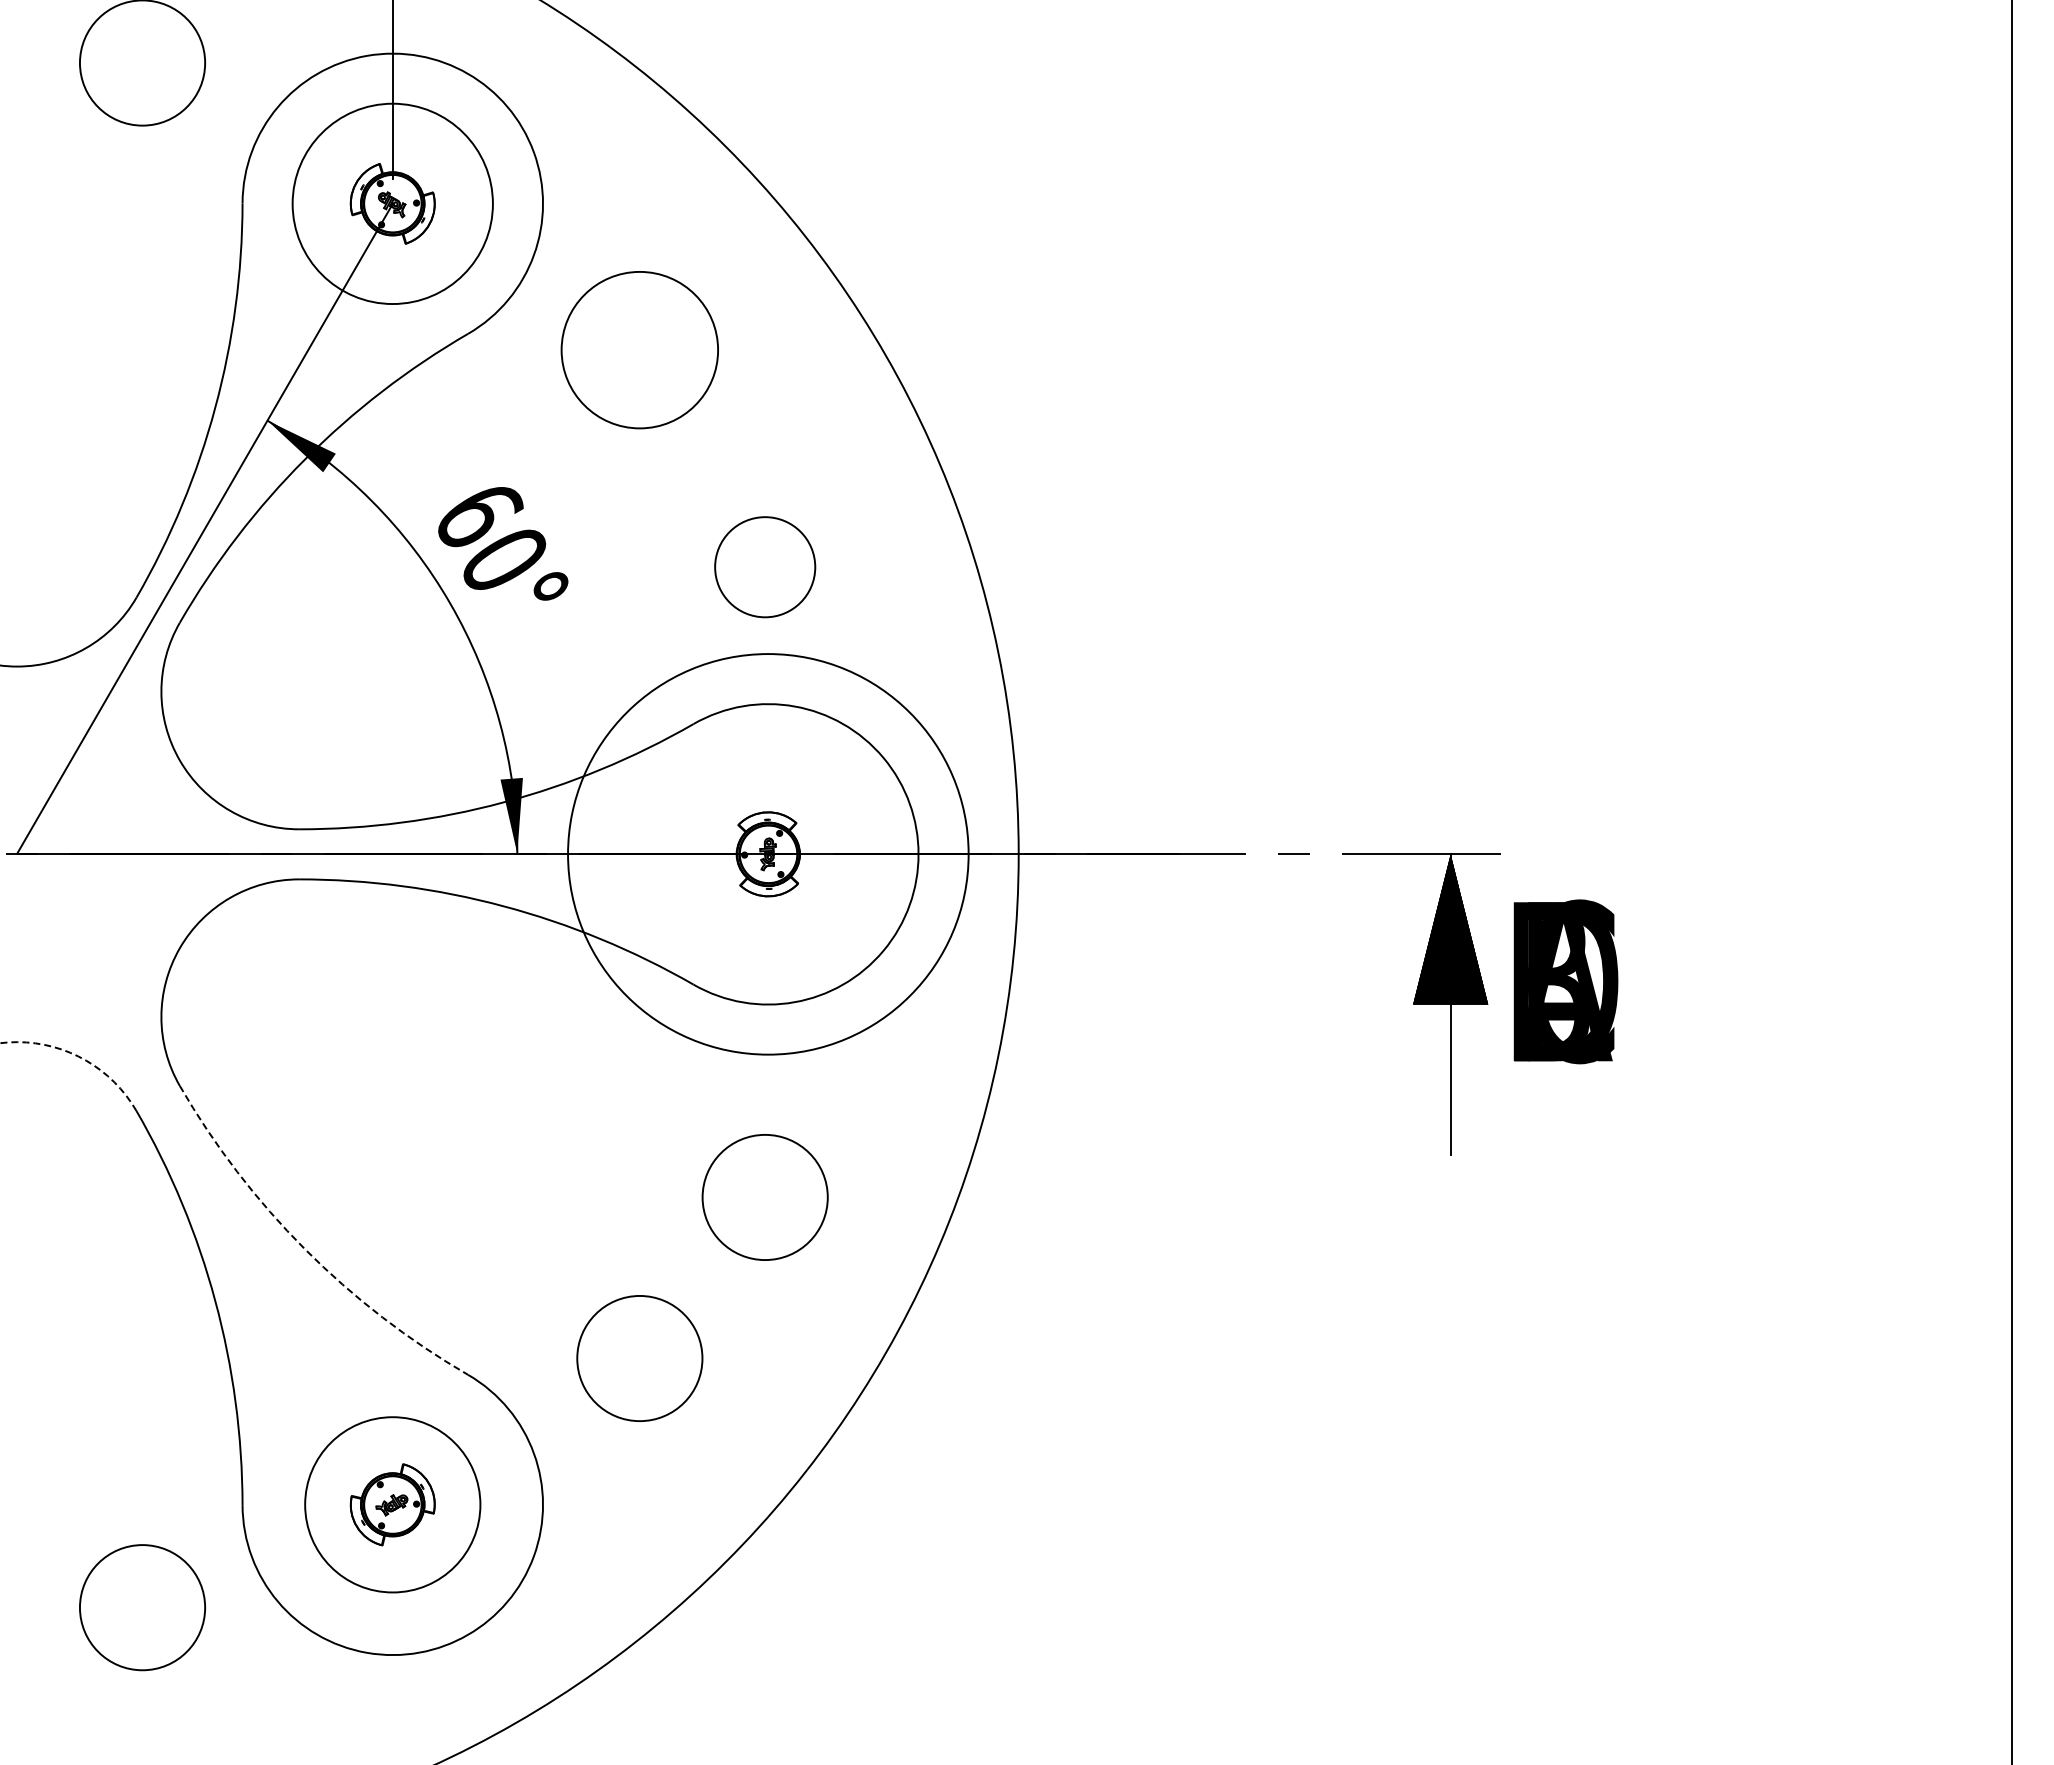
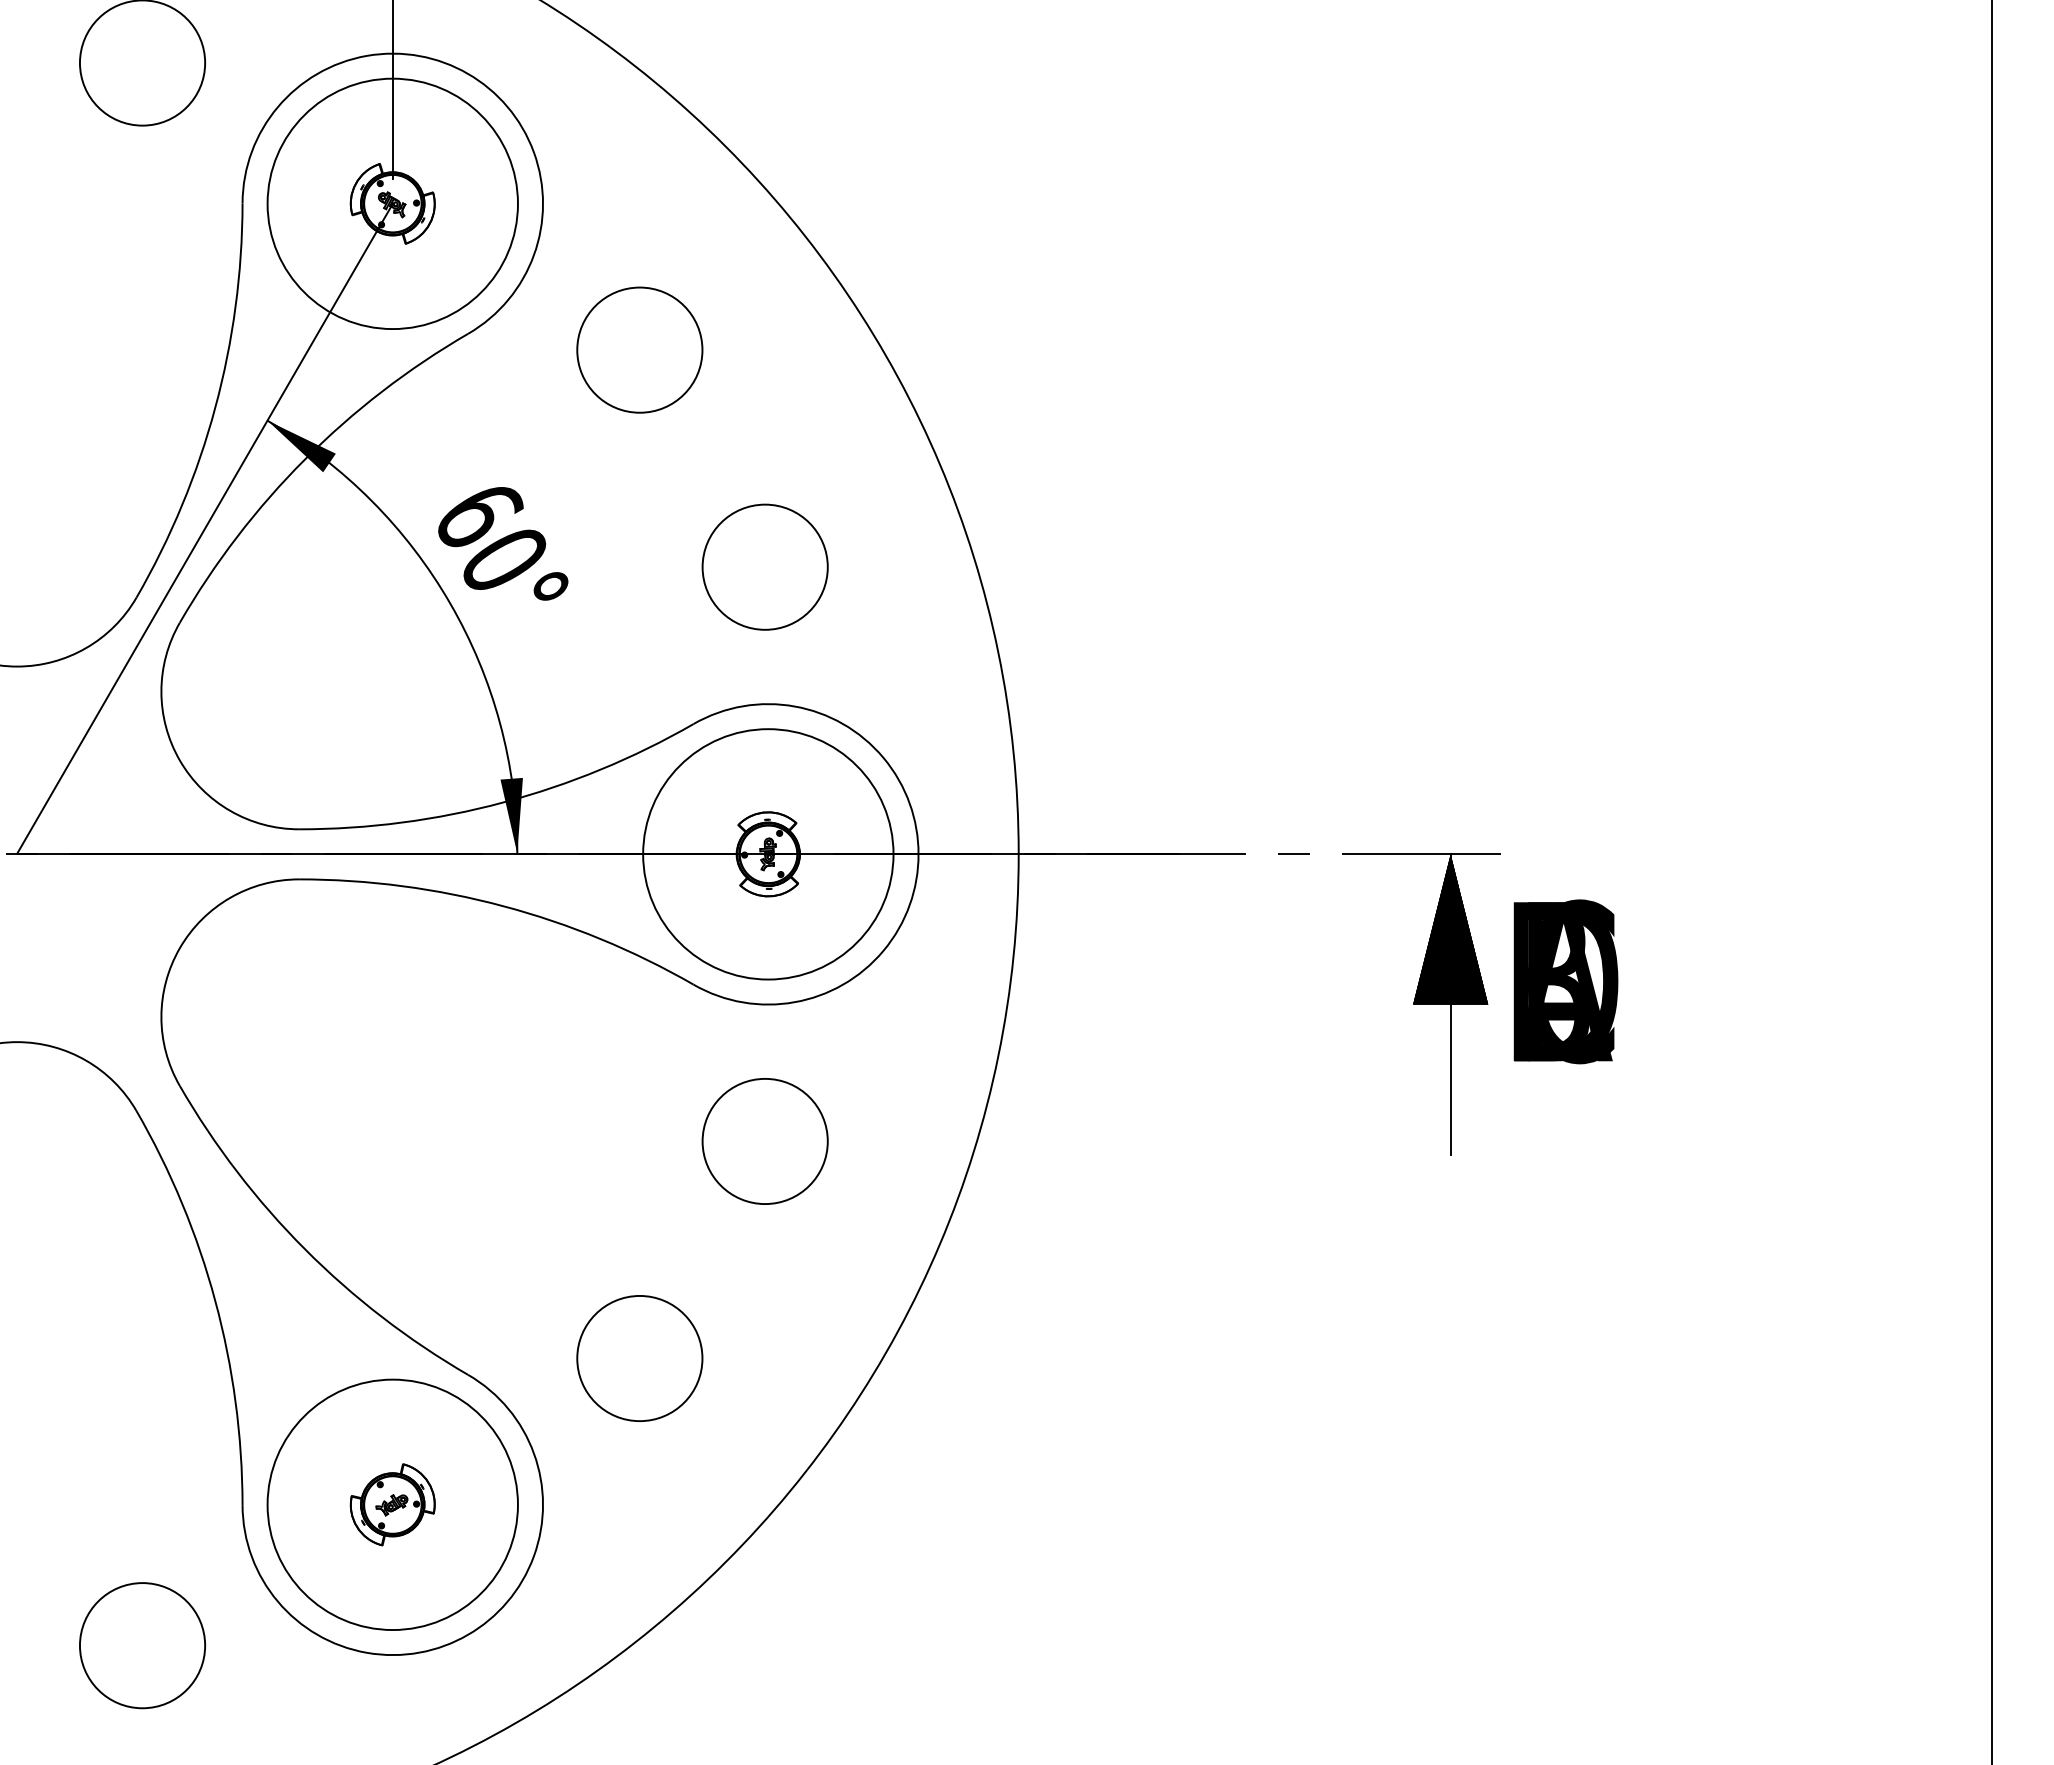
circle diameter: 200 px -> 250 px (392, 203)
circle diameter: 156 px -> 125 px (639, 349)
circle diameter: 100 px -> 125 px (764, 566)
circle diameter: 401 px -> 250 px (768, 854)
line position: (2012, 881) -> (1992, 881) (1992, 881)
arc: dashed -> solid (78, 1056)
circle position: (764, 1197) -> (764, 1141) (764, 1141)
arc: dashed -> solid (305, 1249)
circle diameter: 175 px -> 250 px (392, 1504)
circle position: (142, 1607) -> (142, 1645) (142, 1645)
